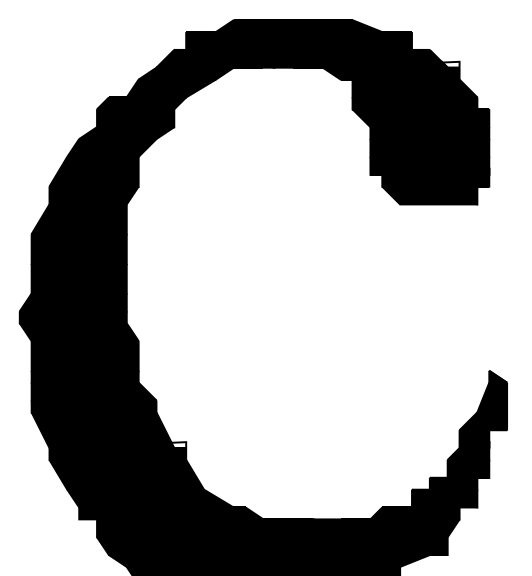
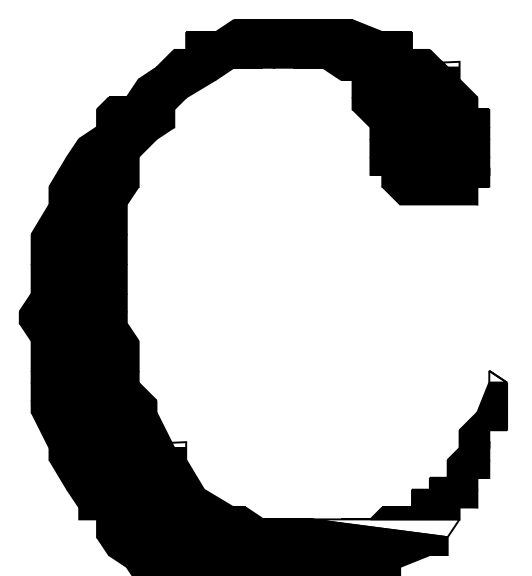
fill: present -> none (498, 376)
fill: present -> none (385, 528)
